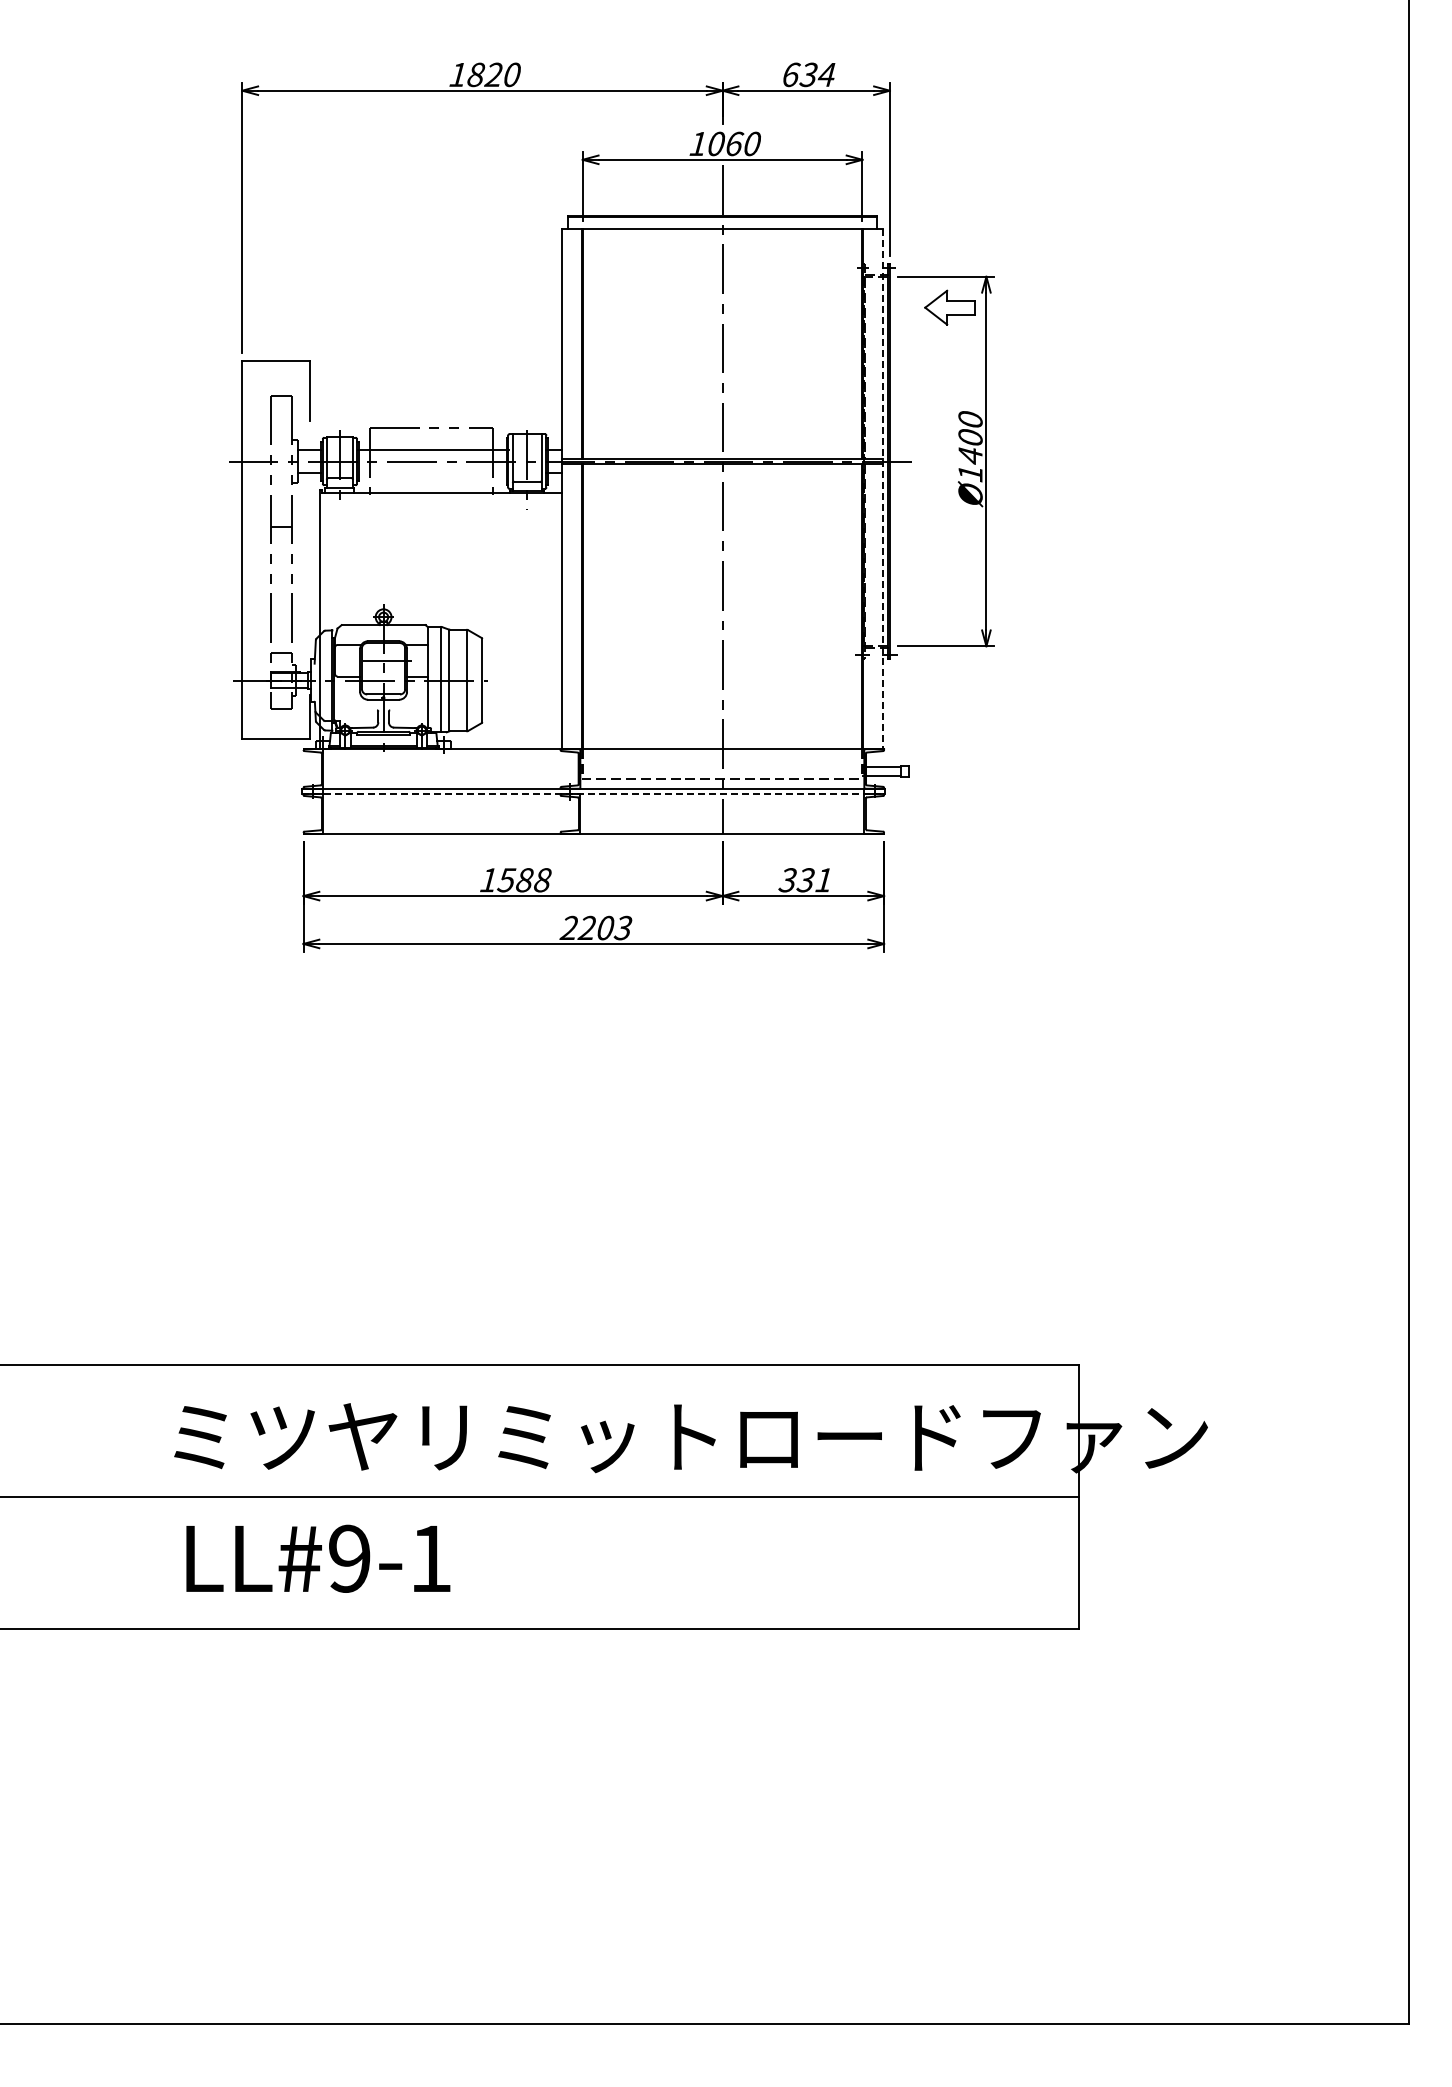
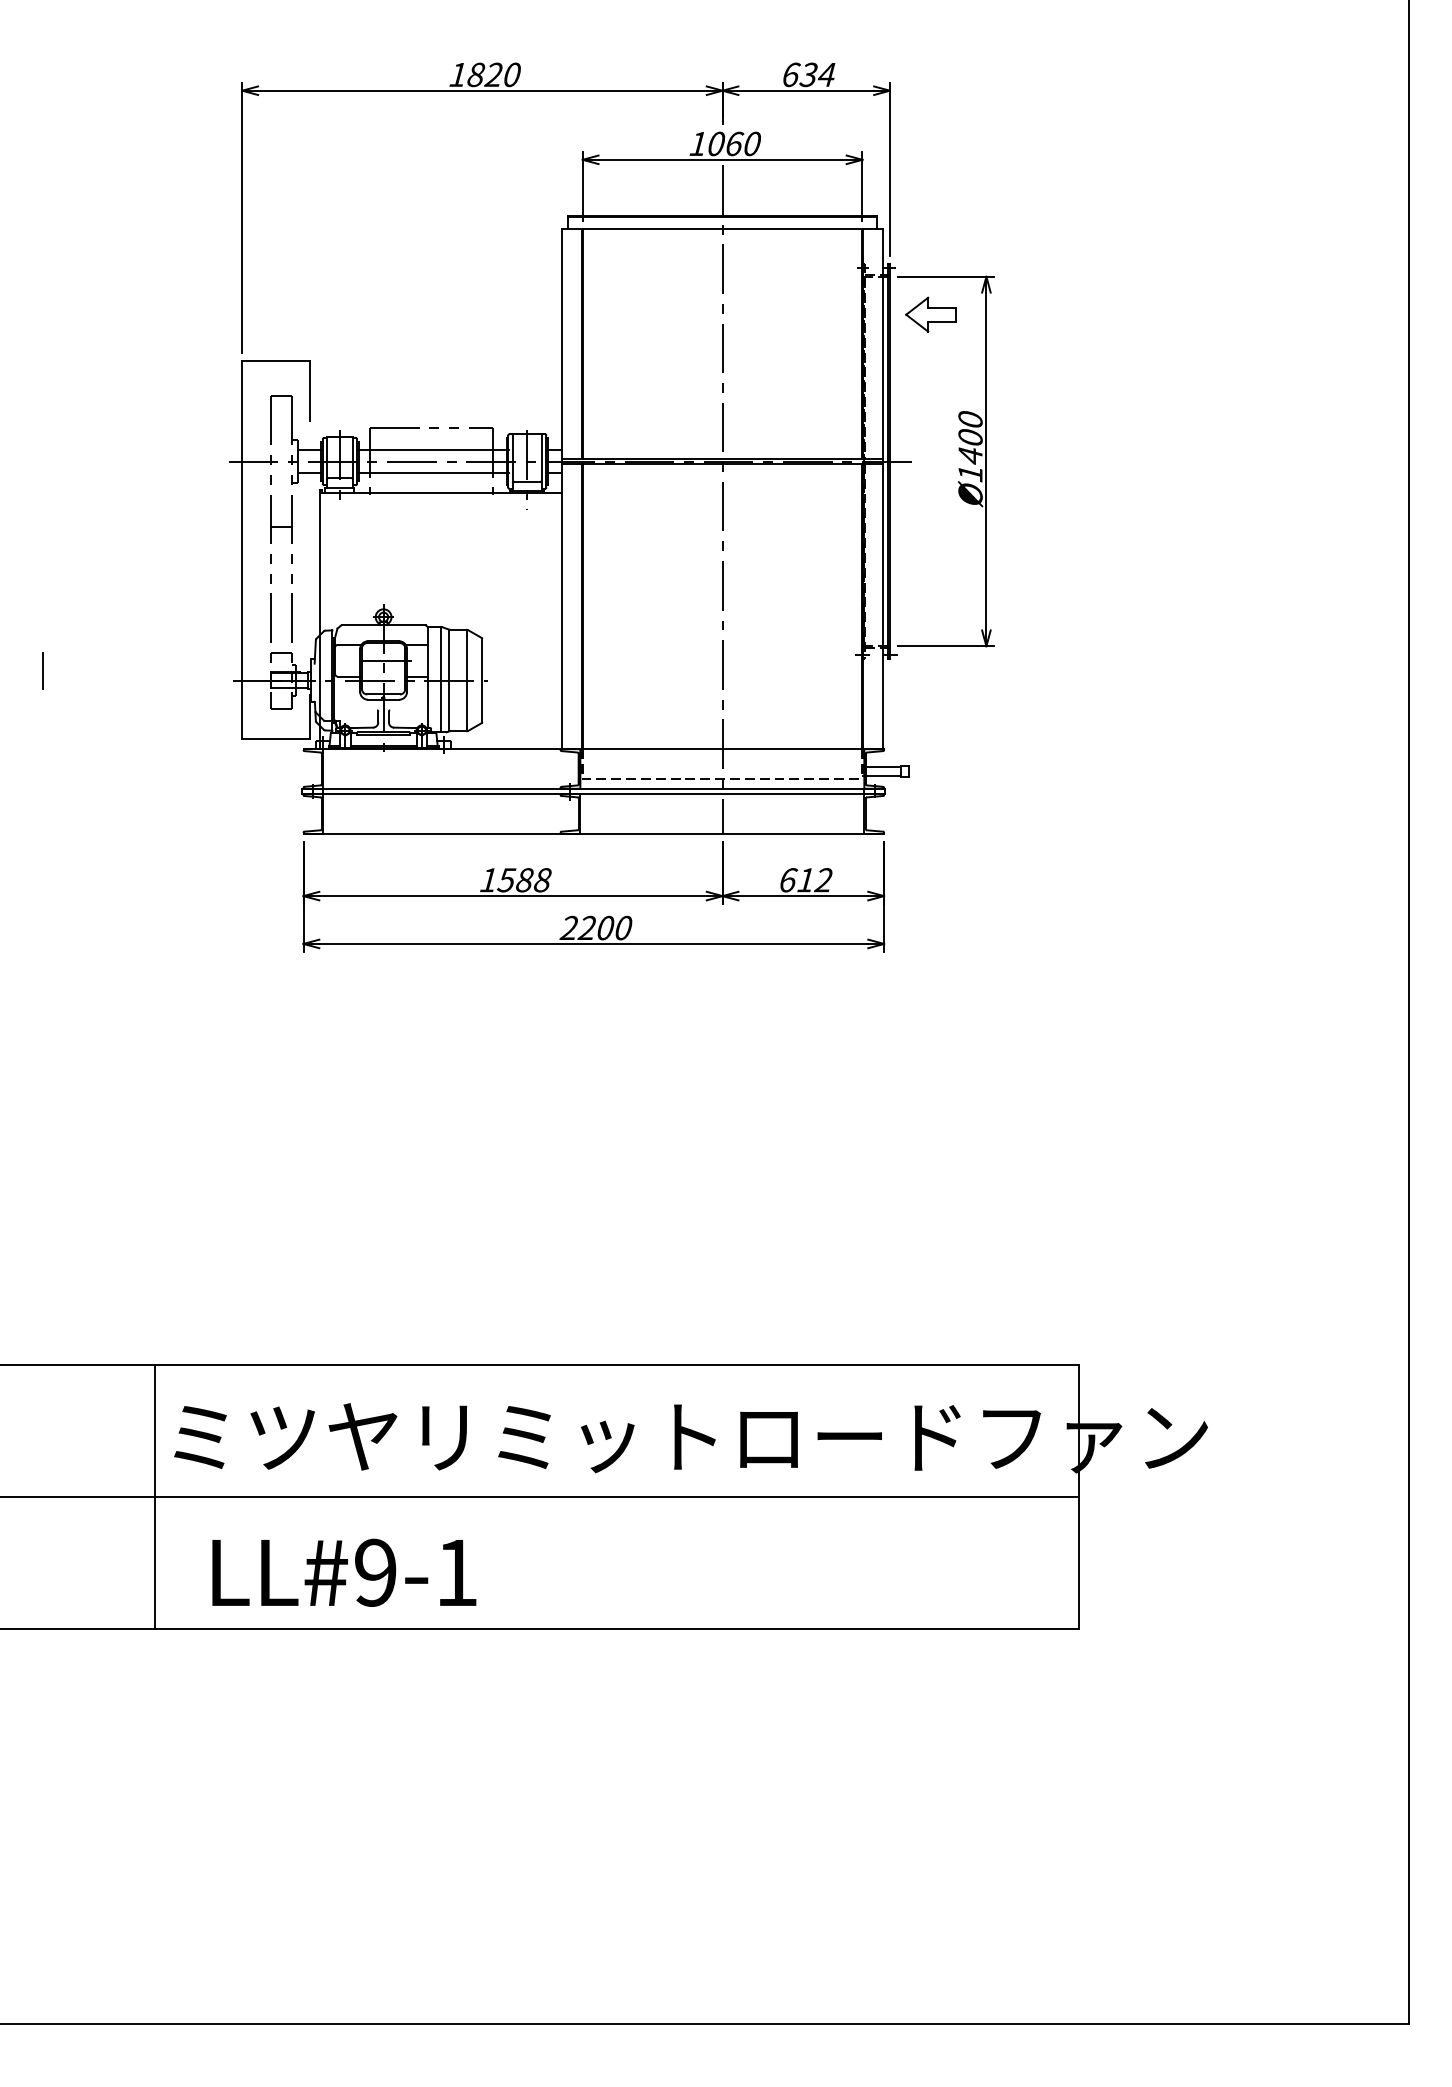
part position: (949, 307) -> (930, 314) (930, 314)
line: none -> present (433, 473)
line: dashed -> solid (883, 489)
line: none -> present (43, 670)
line: dashed -> solid (594, 794)
text: 331 -> 612 (805, 880)
text: 2203 -> 2200 (622, 928)
line: none -> present (154, 1496)
text position: (318, 1558) -> (344, 1572) (344, 1572)
